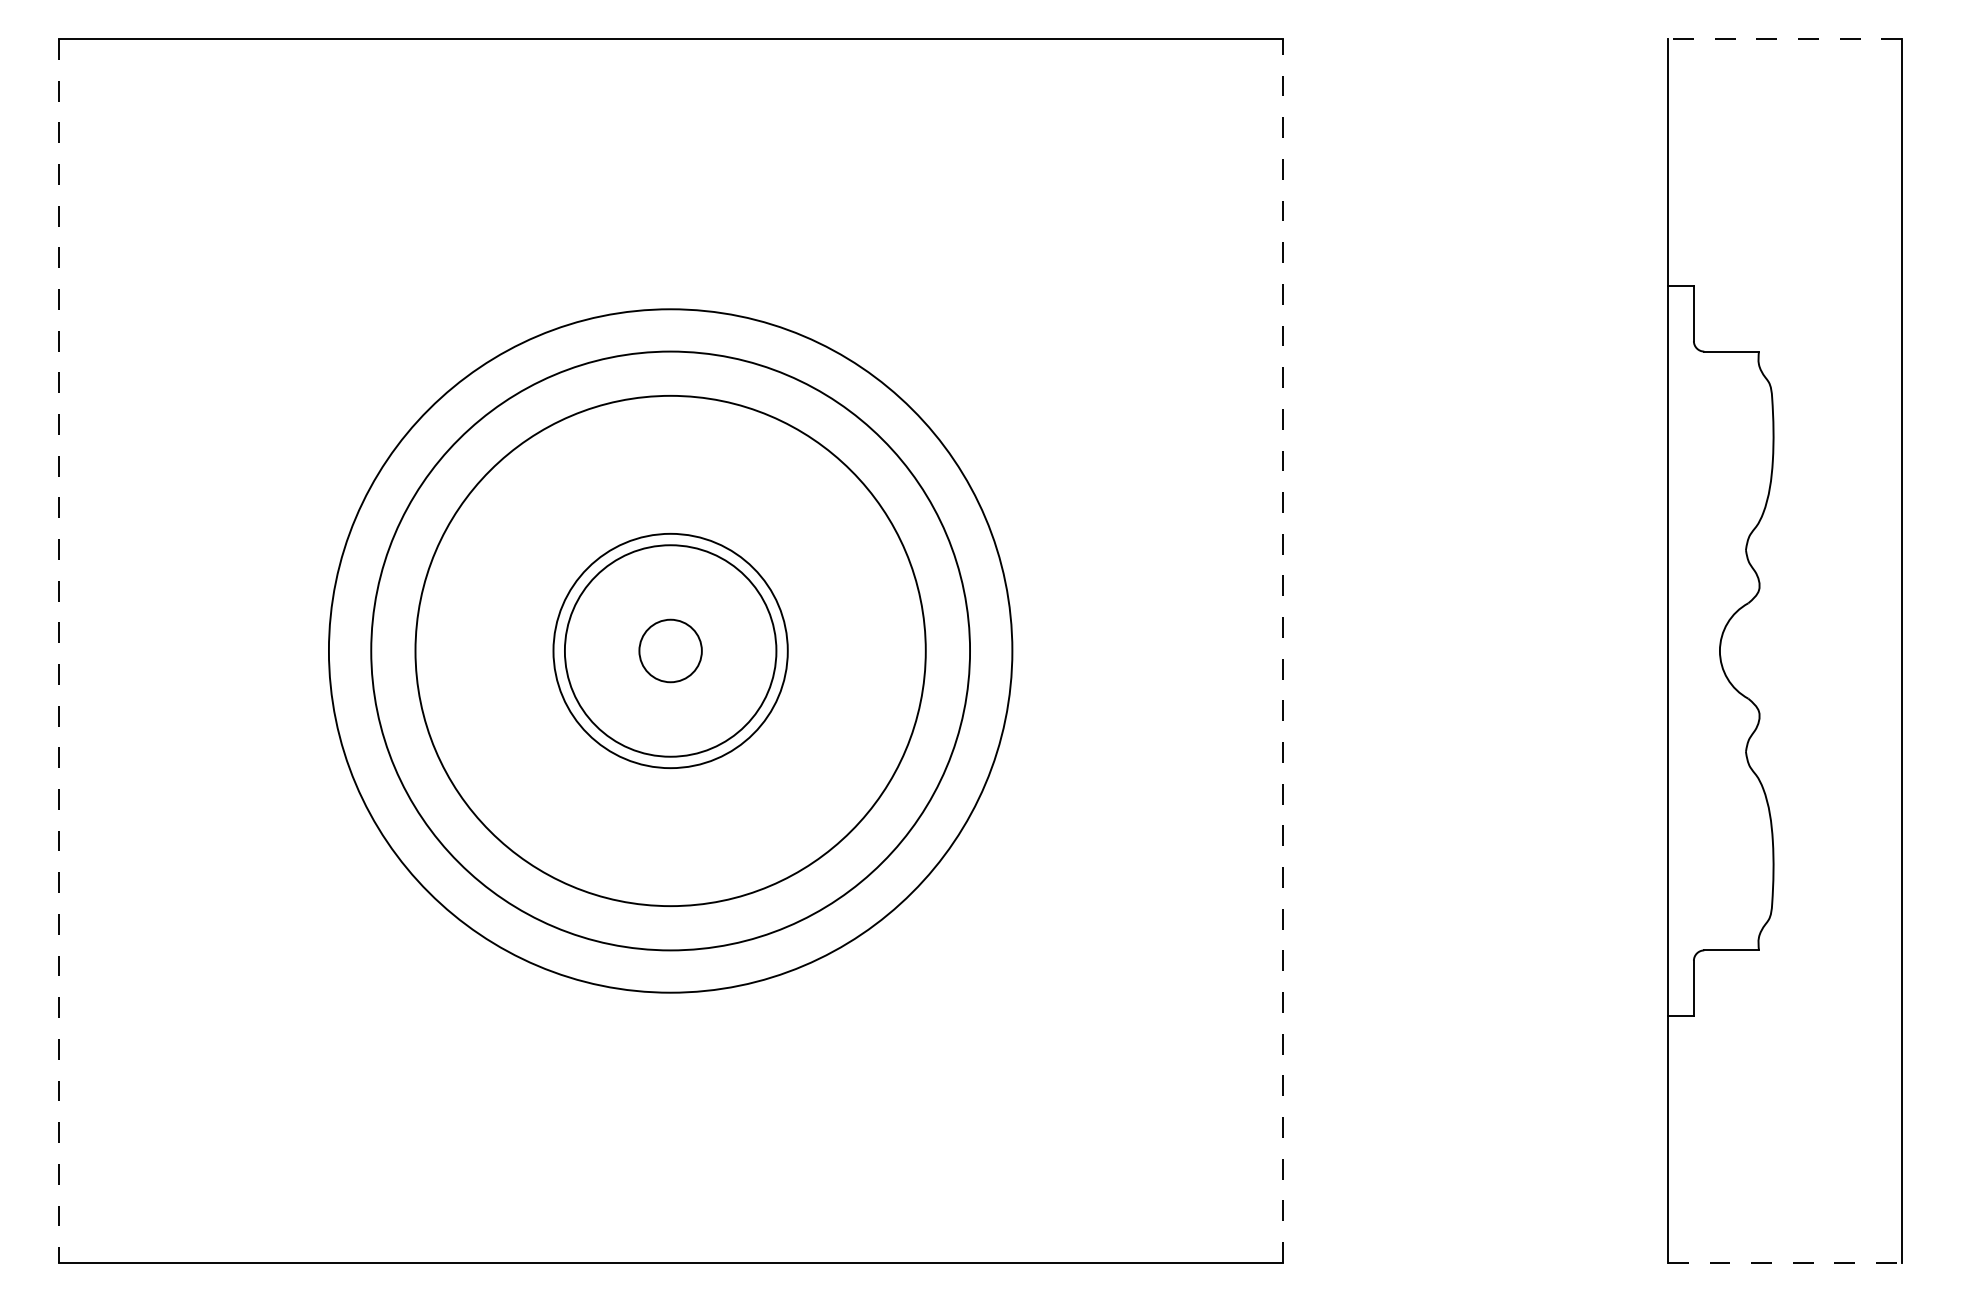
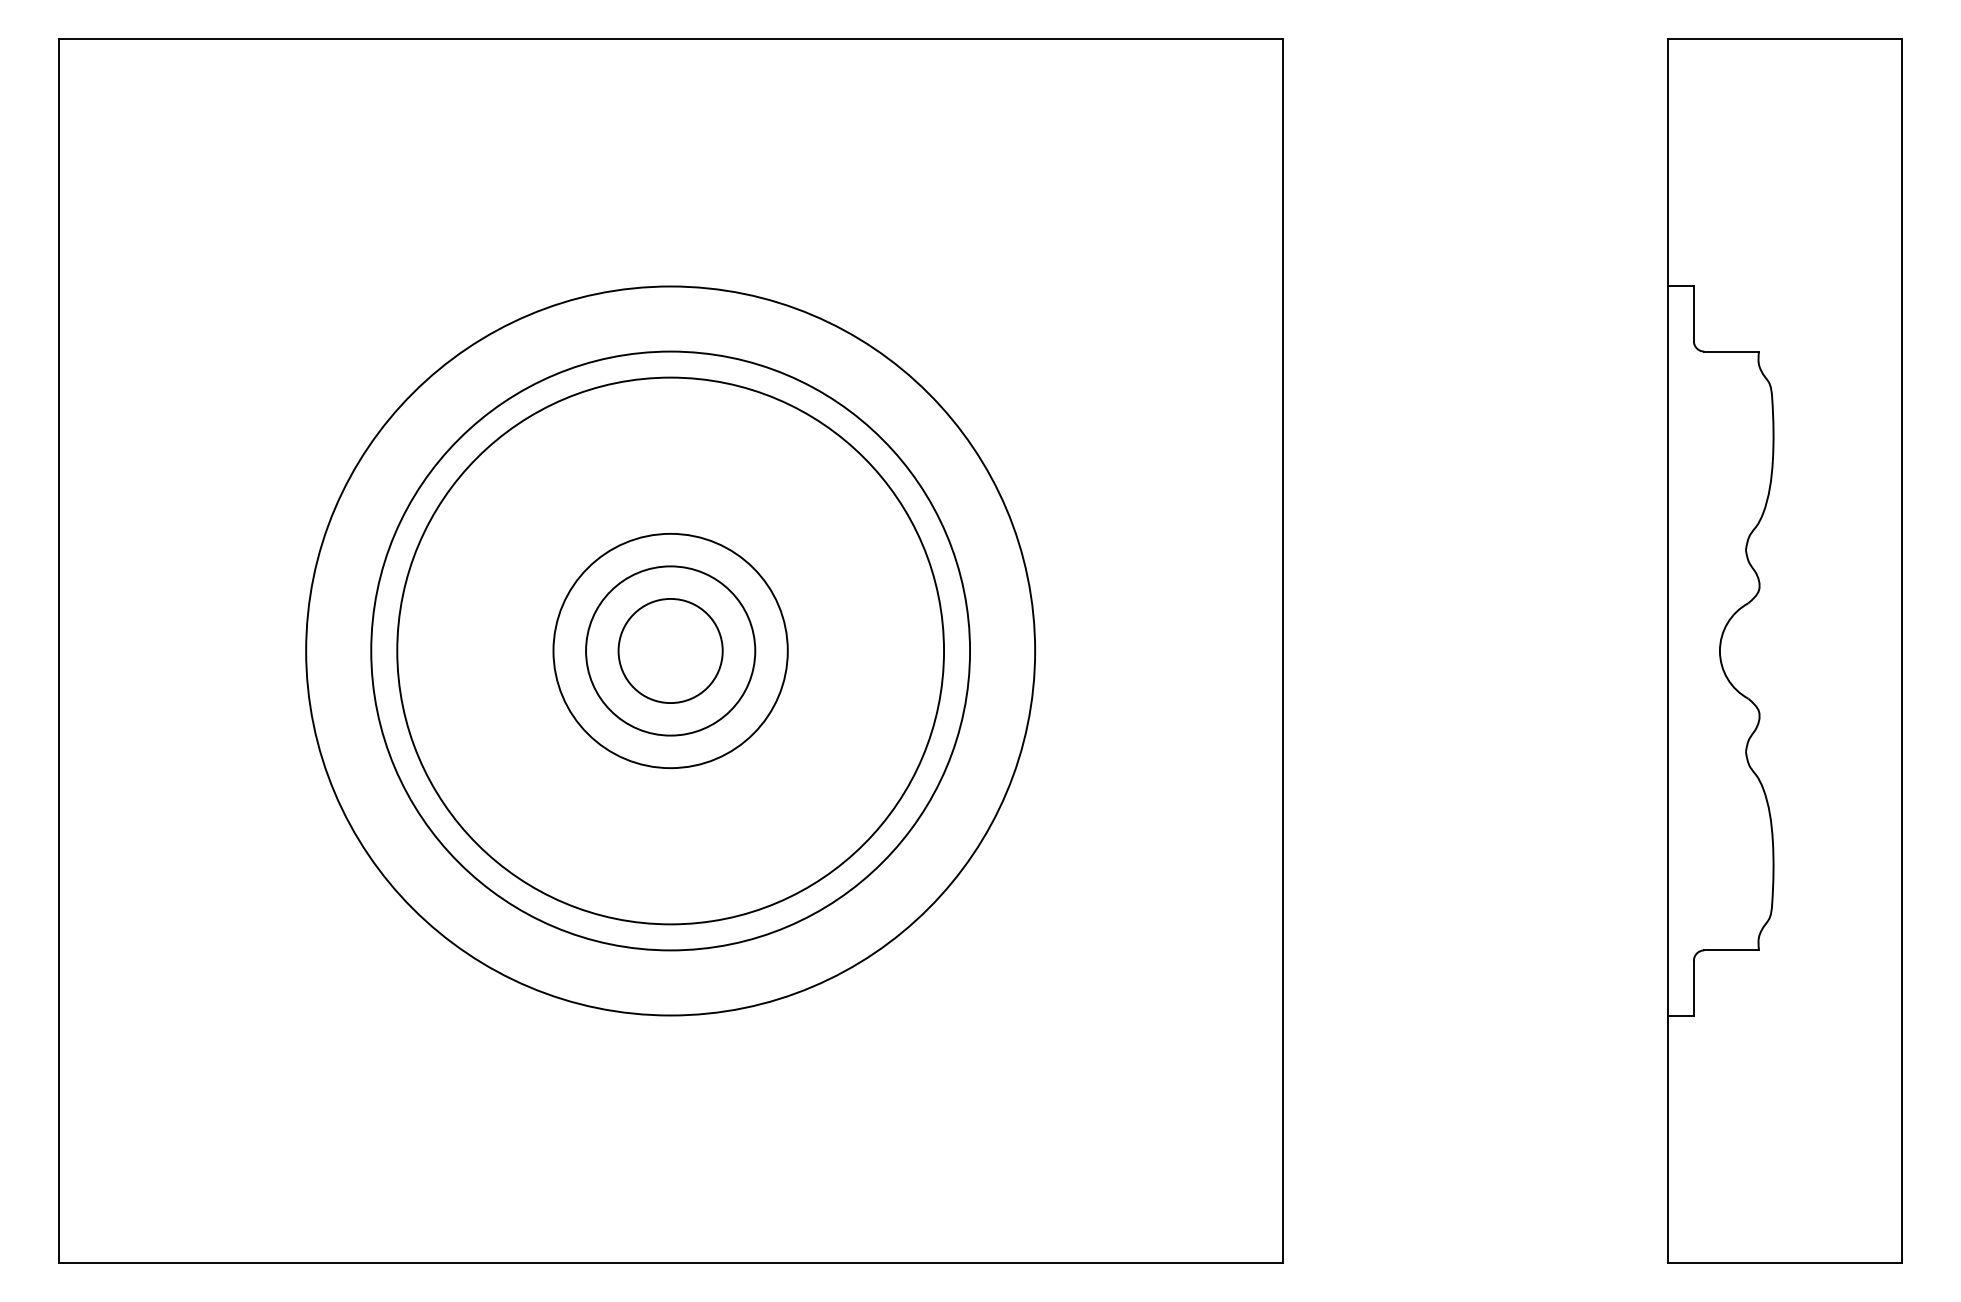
line: dashed -> solid (1784, 39)
circle diameter: 212 px -> 169 px (670, 650)
circle diameter: 510 px -> 729 px (670, 650)
circle diameter: 62 px -> 104 px (670, 650)
circle diameter: 683 px -> 547 px (670, 650)
line: dashed -> solid (58, 651)
line: dashed -> solid (1282, 651)
line: dashed -> solid (1785, 1262)
